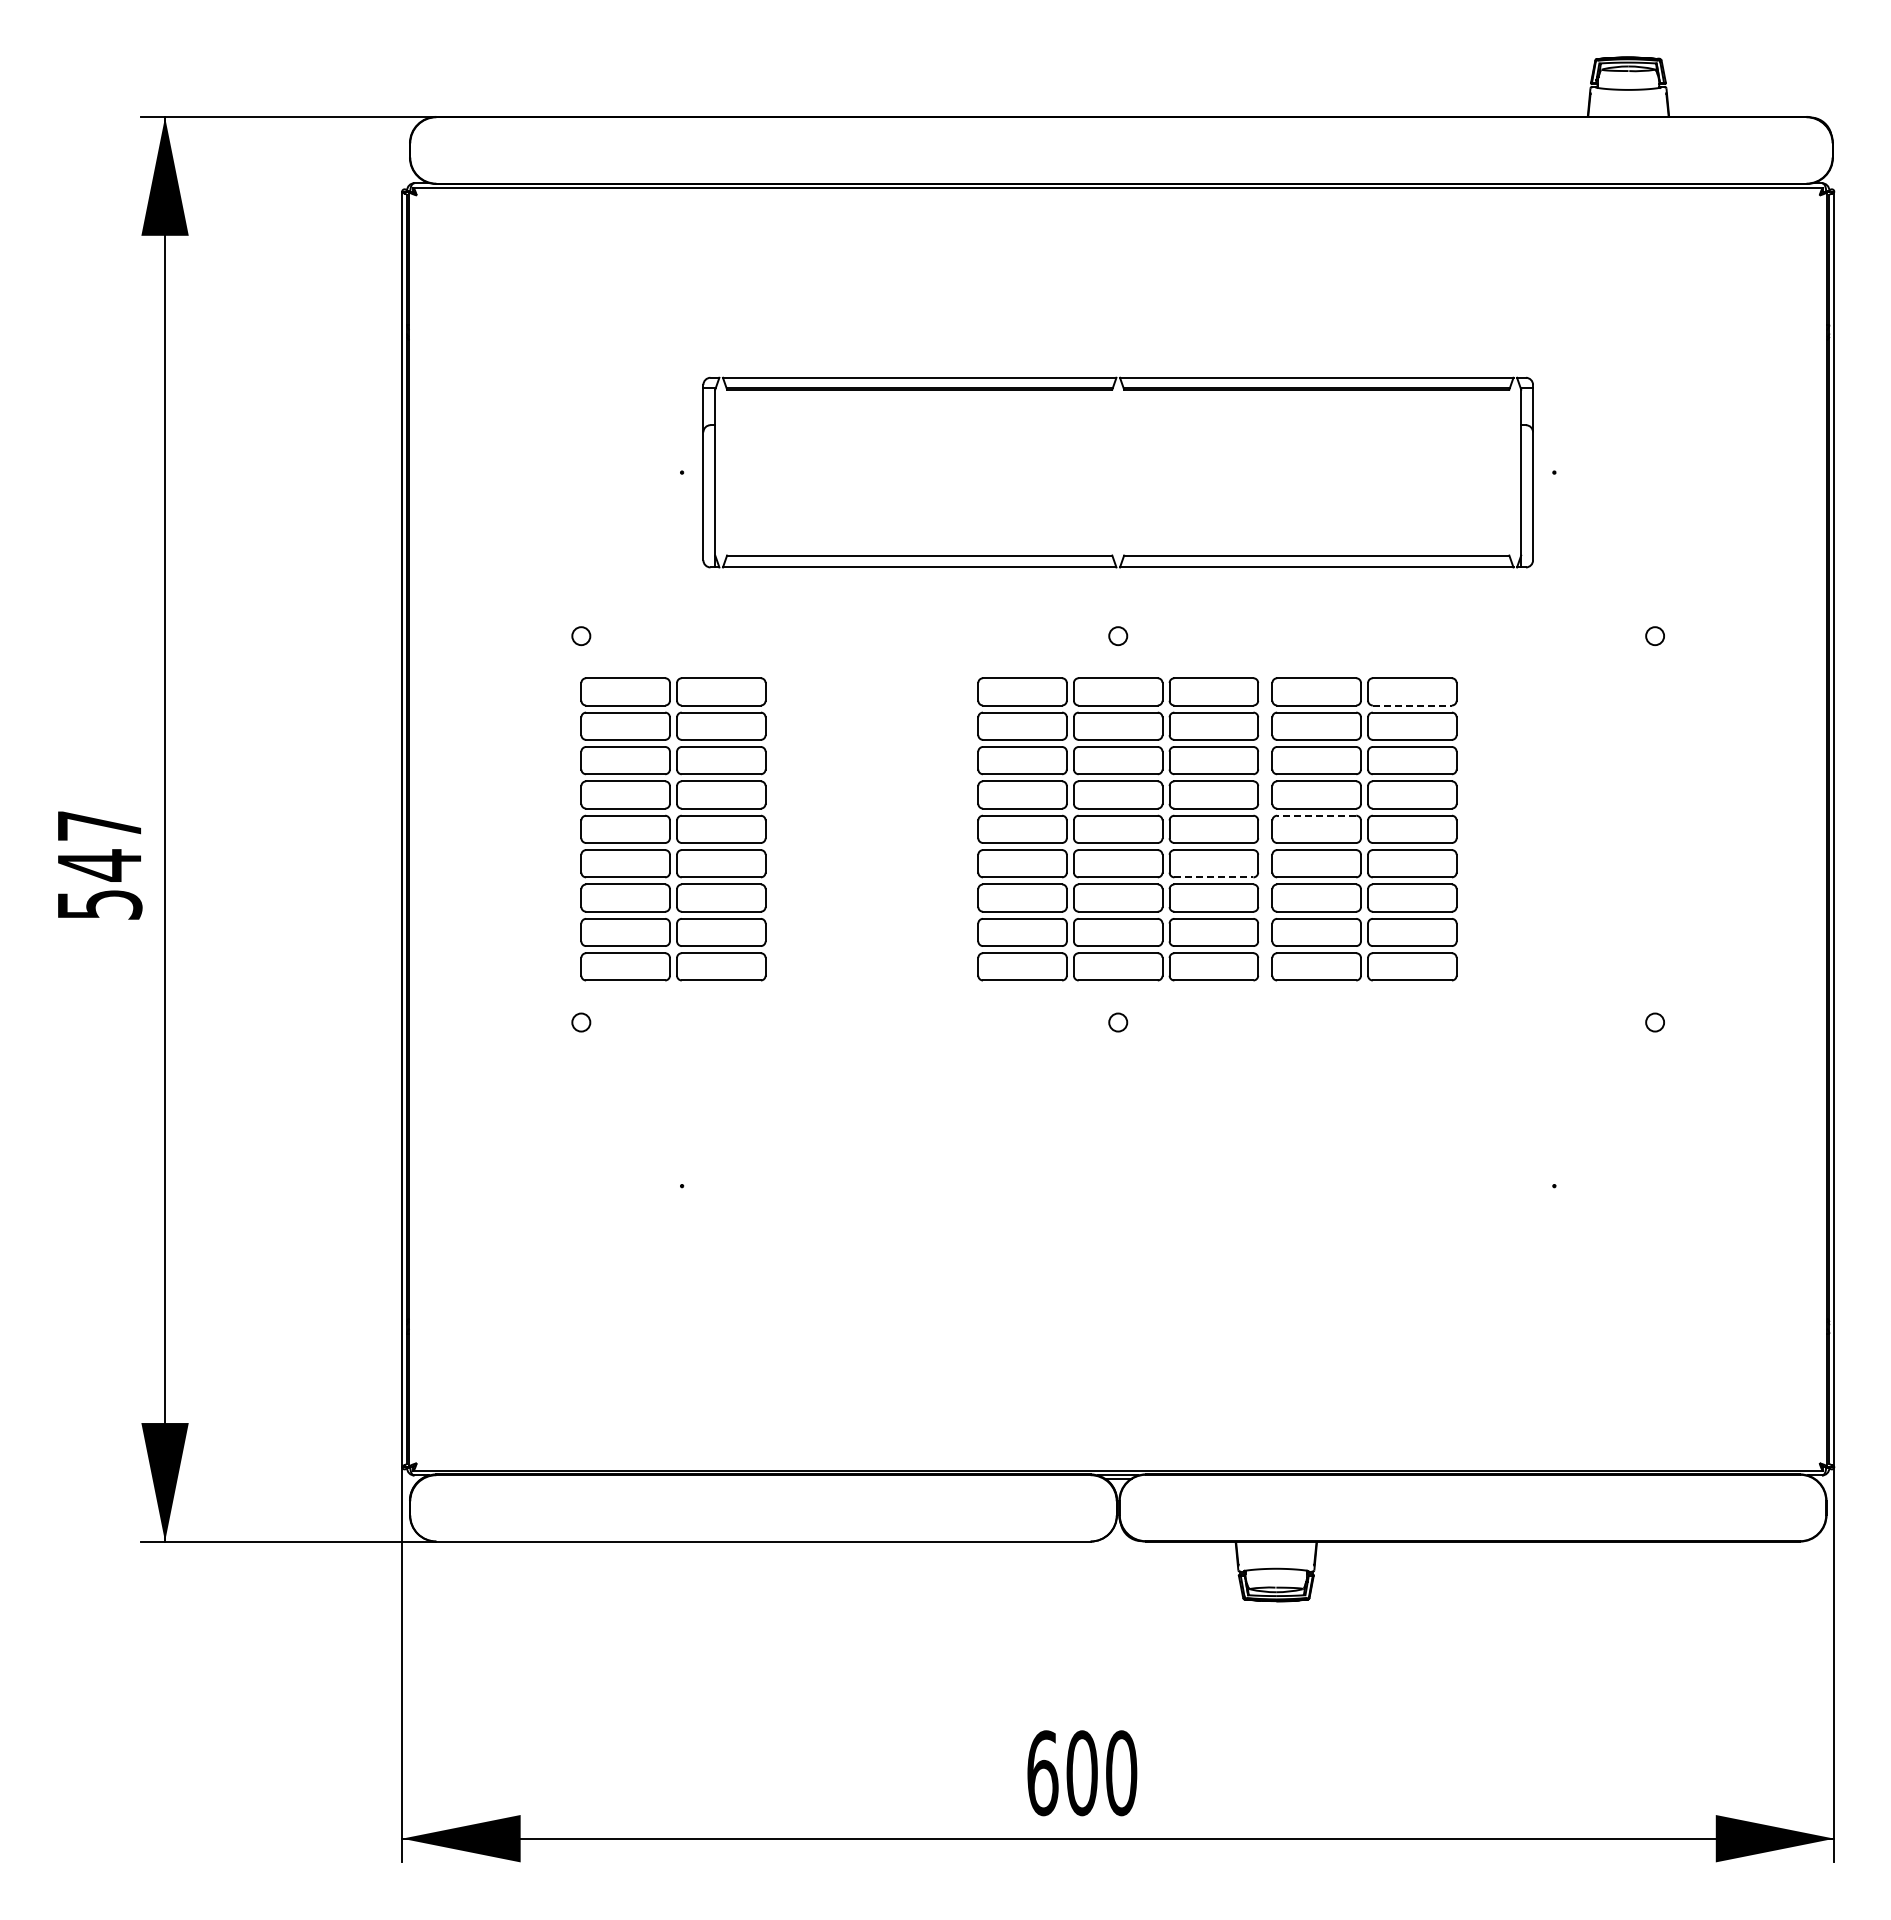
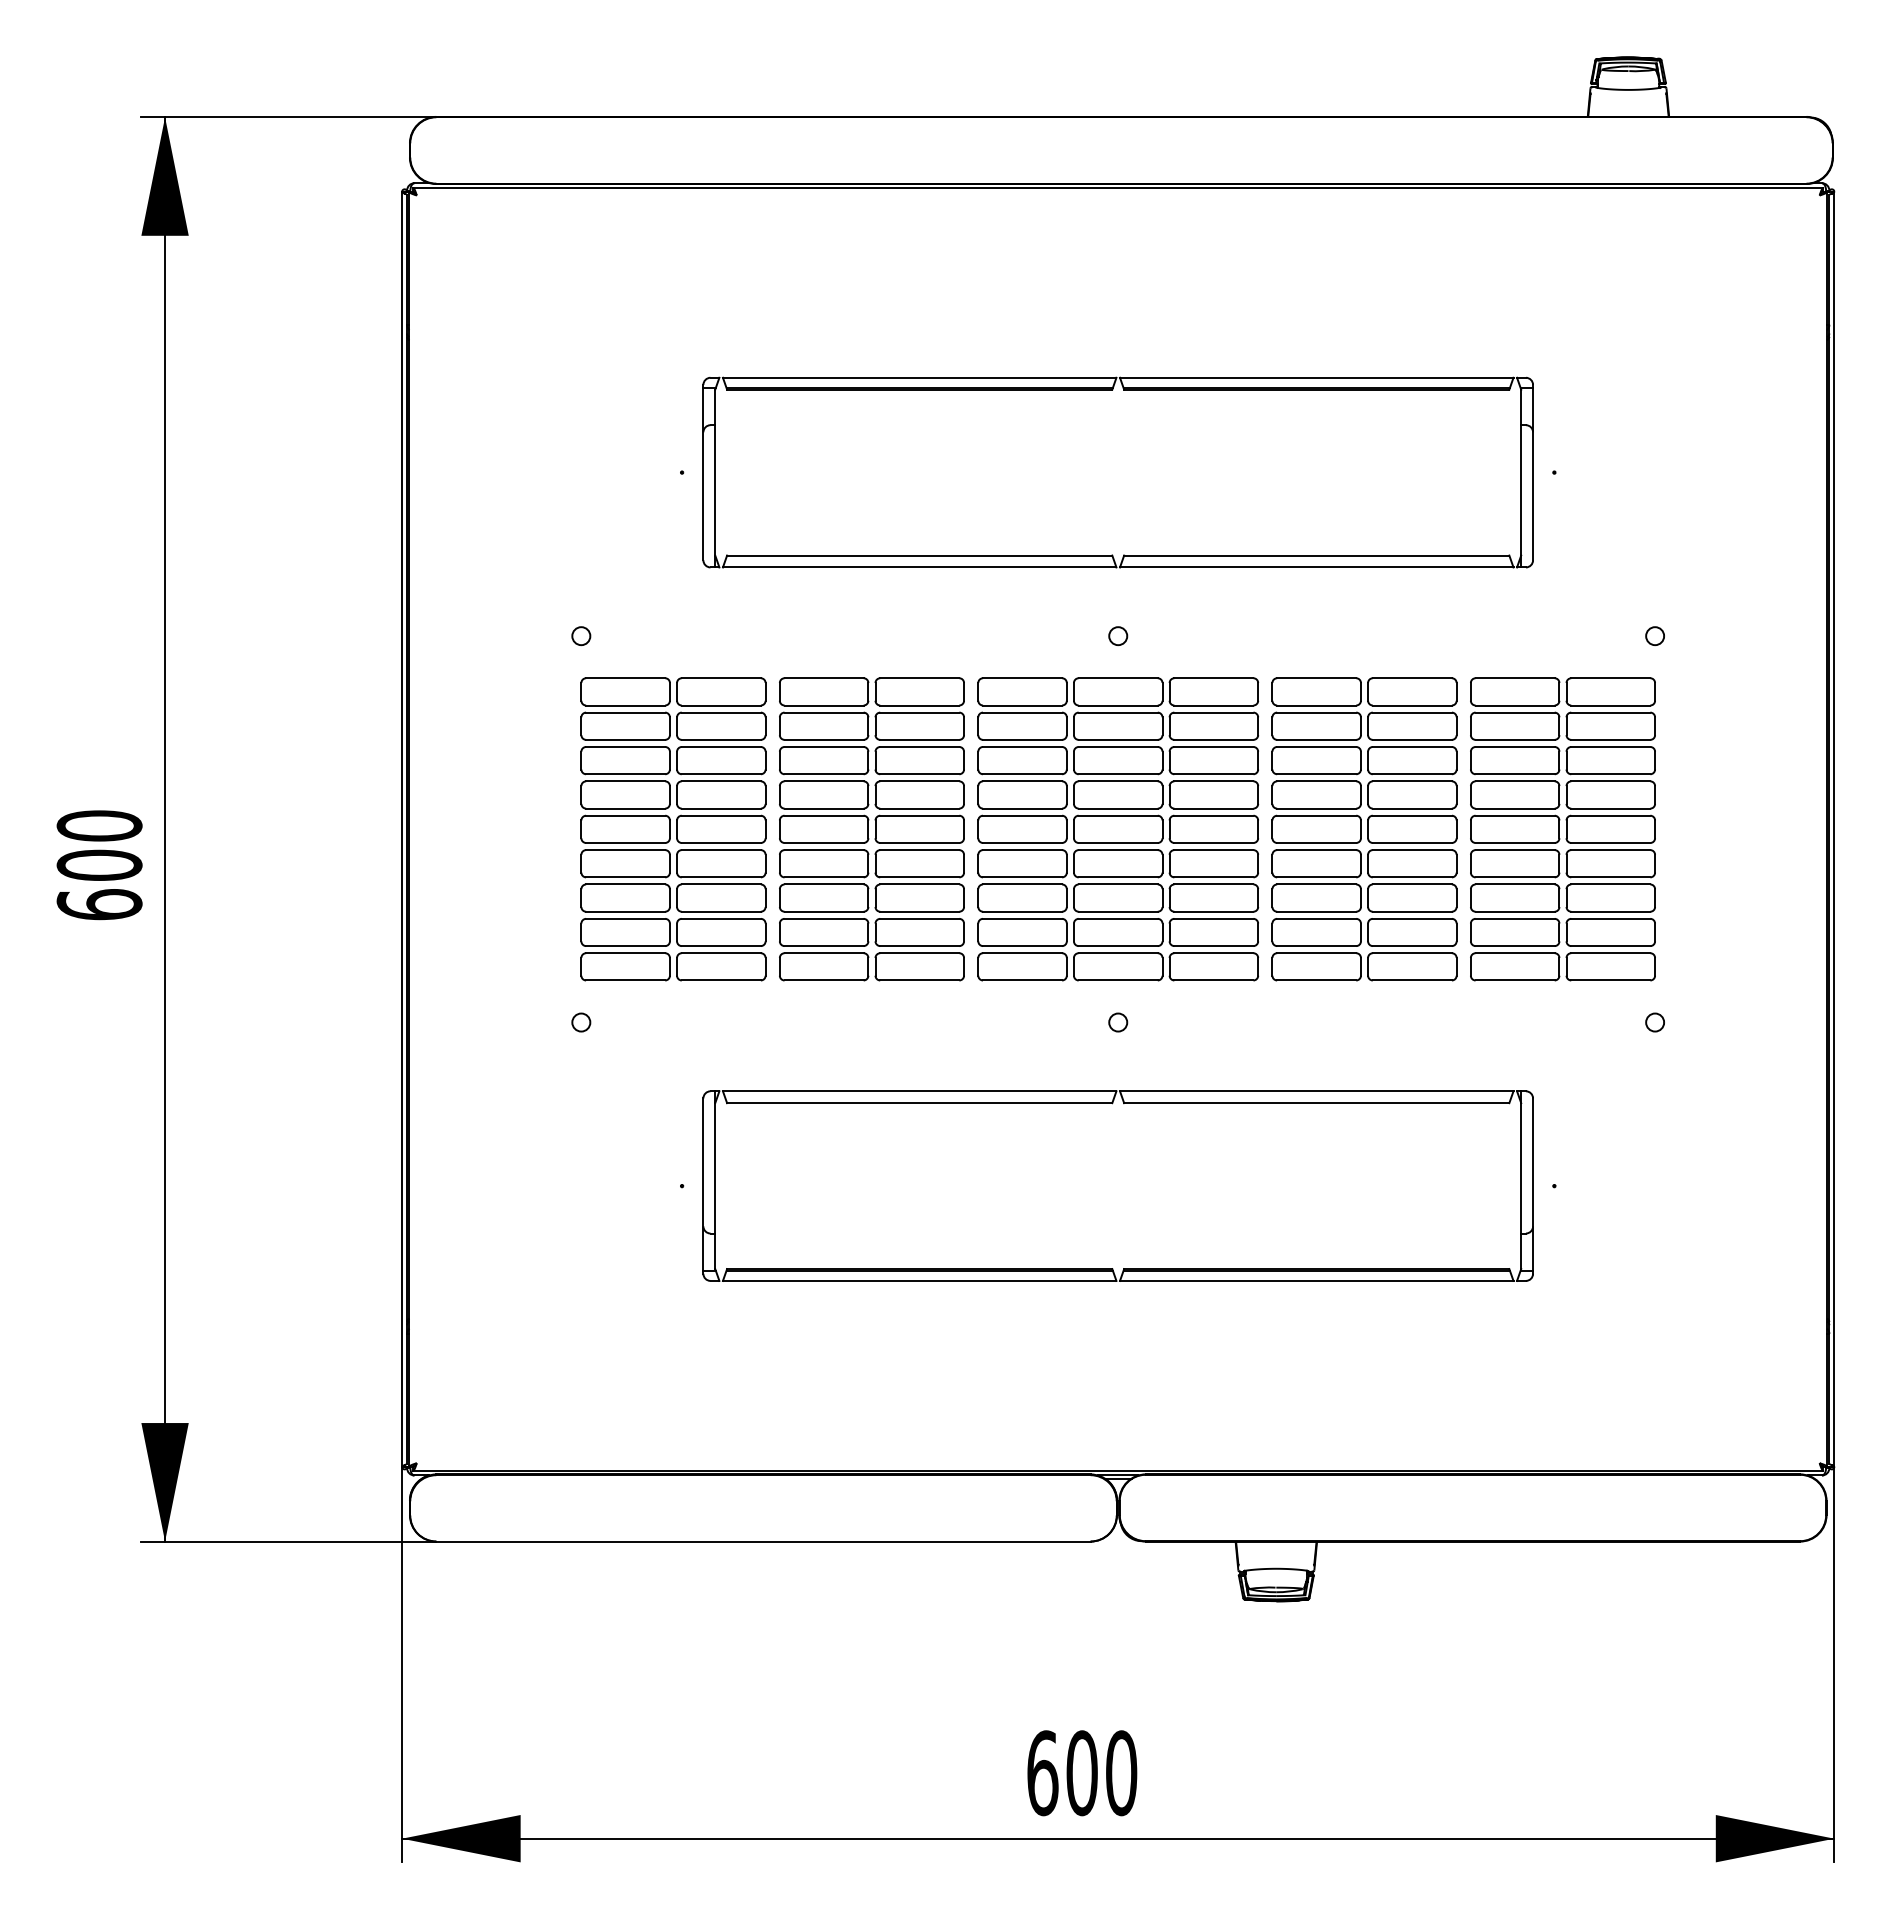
line: dashed -> solid (1412, 705)
line: dashed -> solid (1316, 815)
part: none -> present (871, 829)
part: none -> present (1562, 829)
text: 547 -> 600 (99, 865)
line: dashed -> solid (1213, 877)
part: none -> present (1112, 1104)
